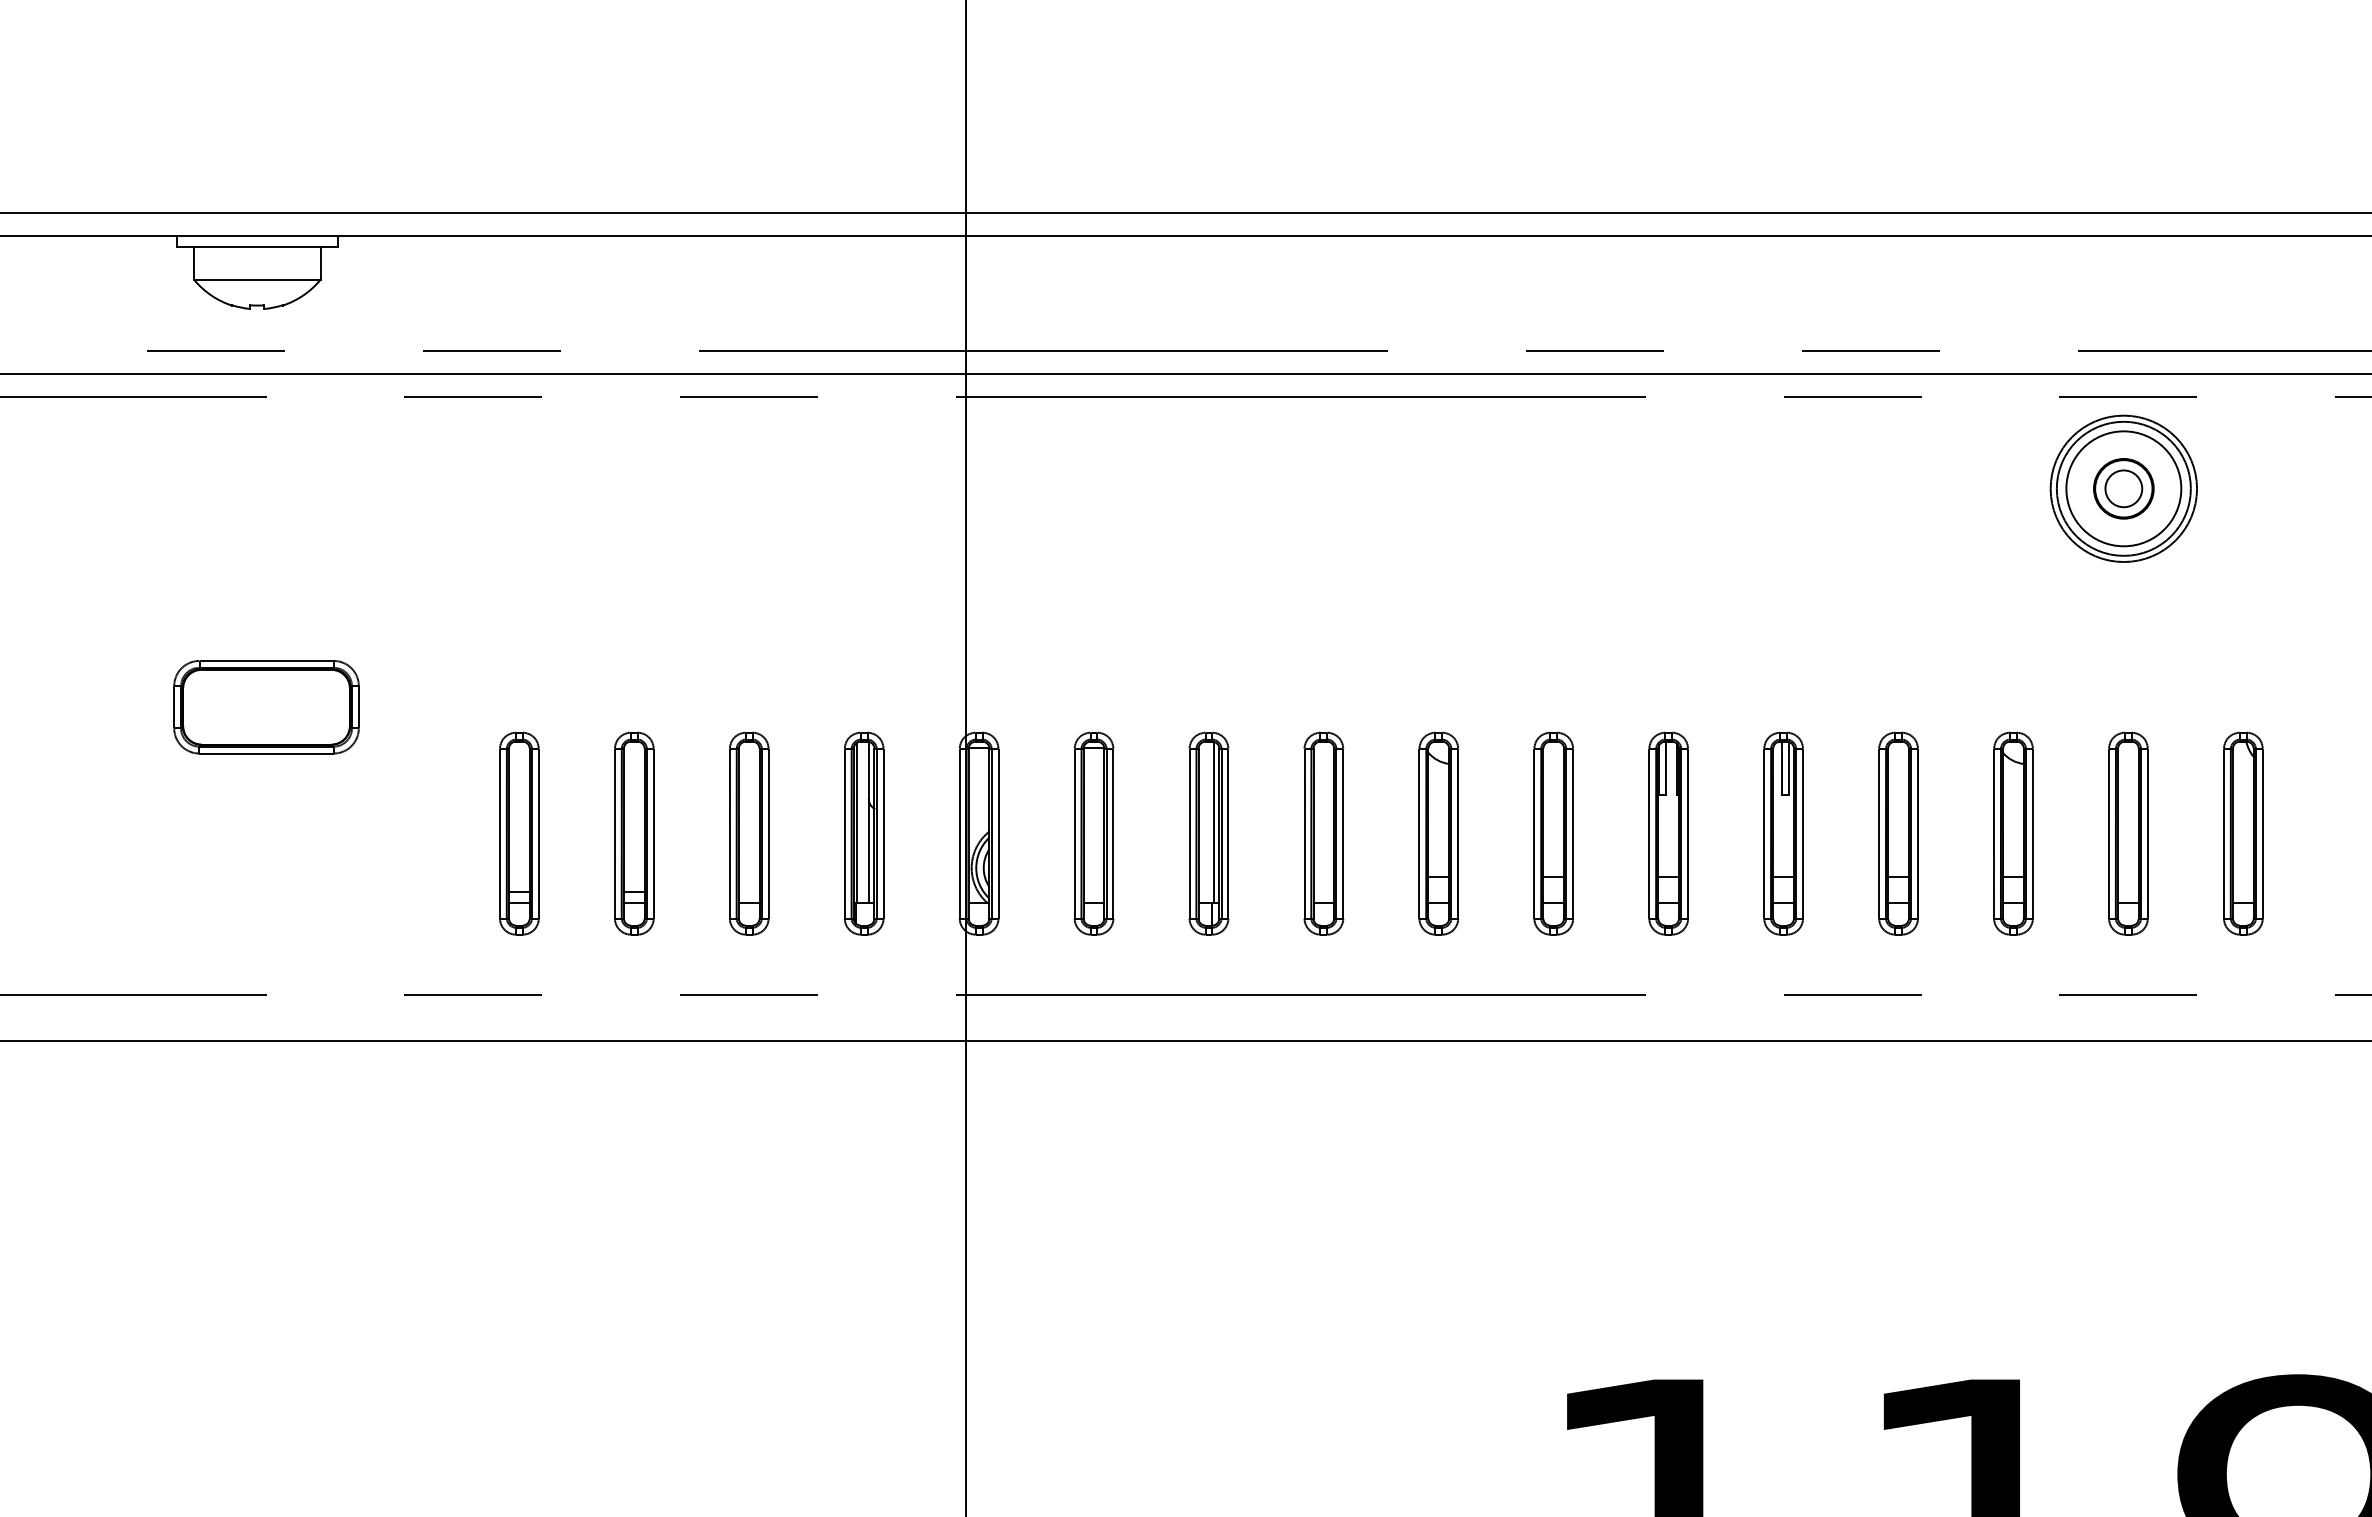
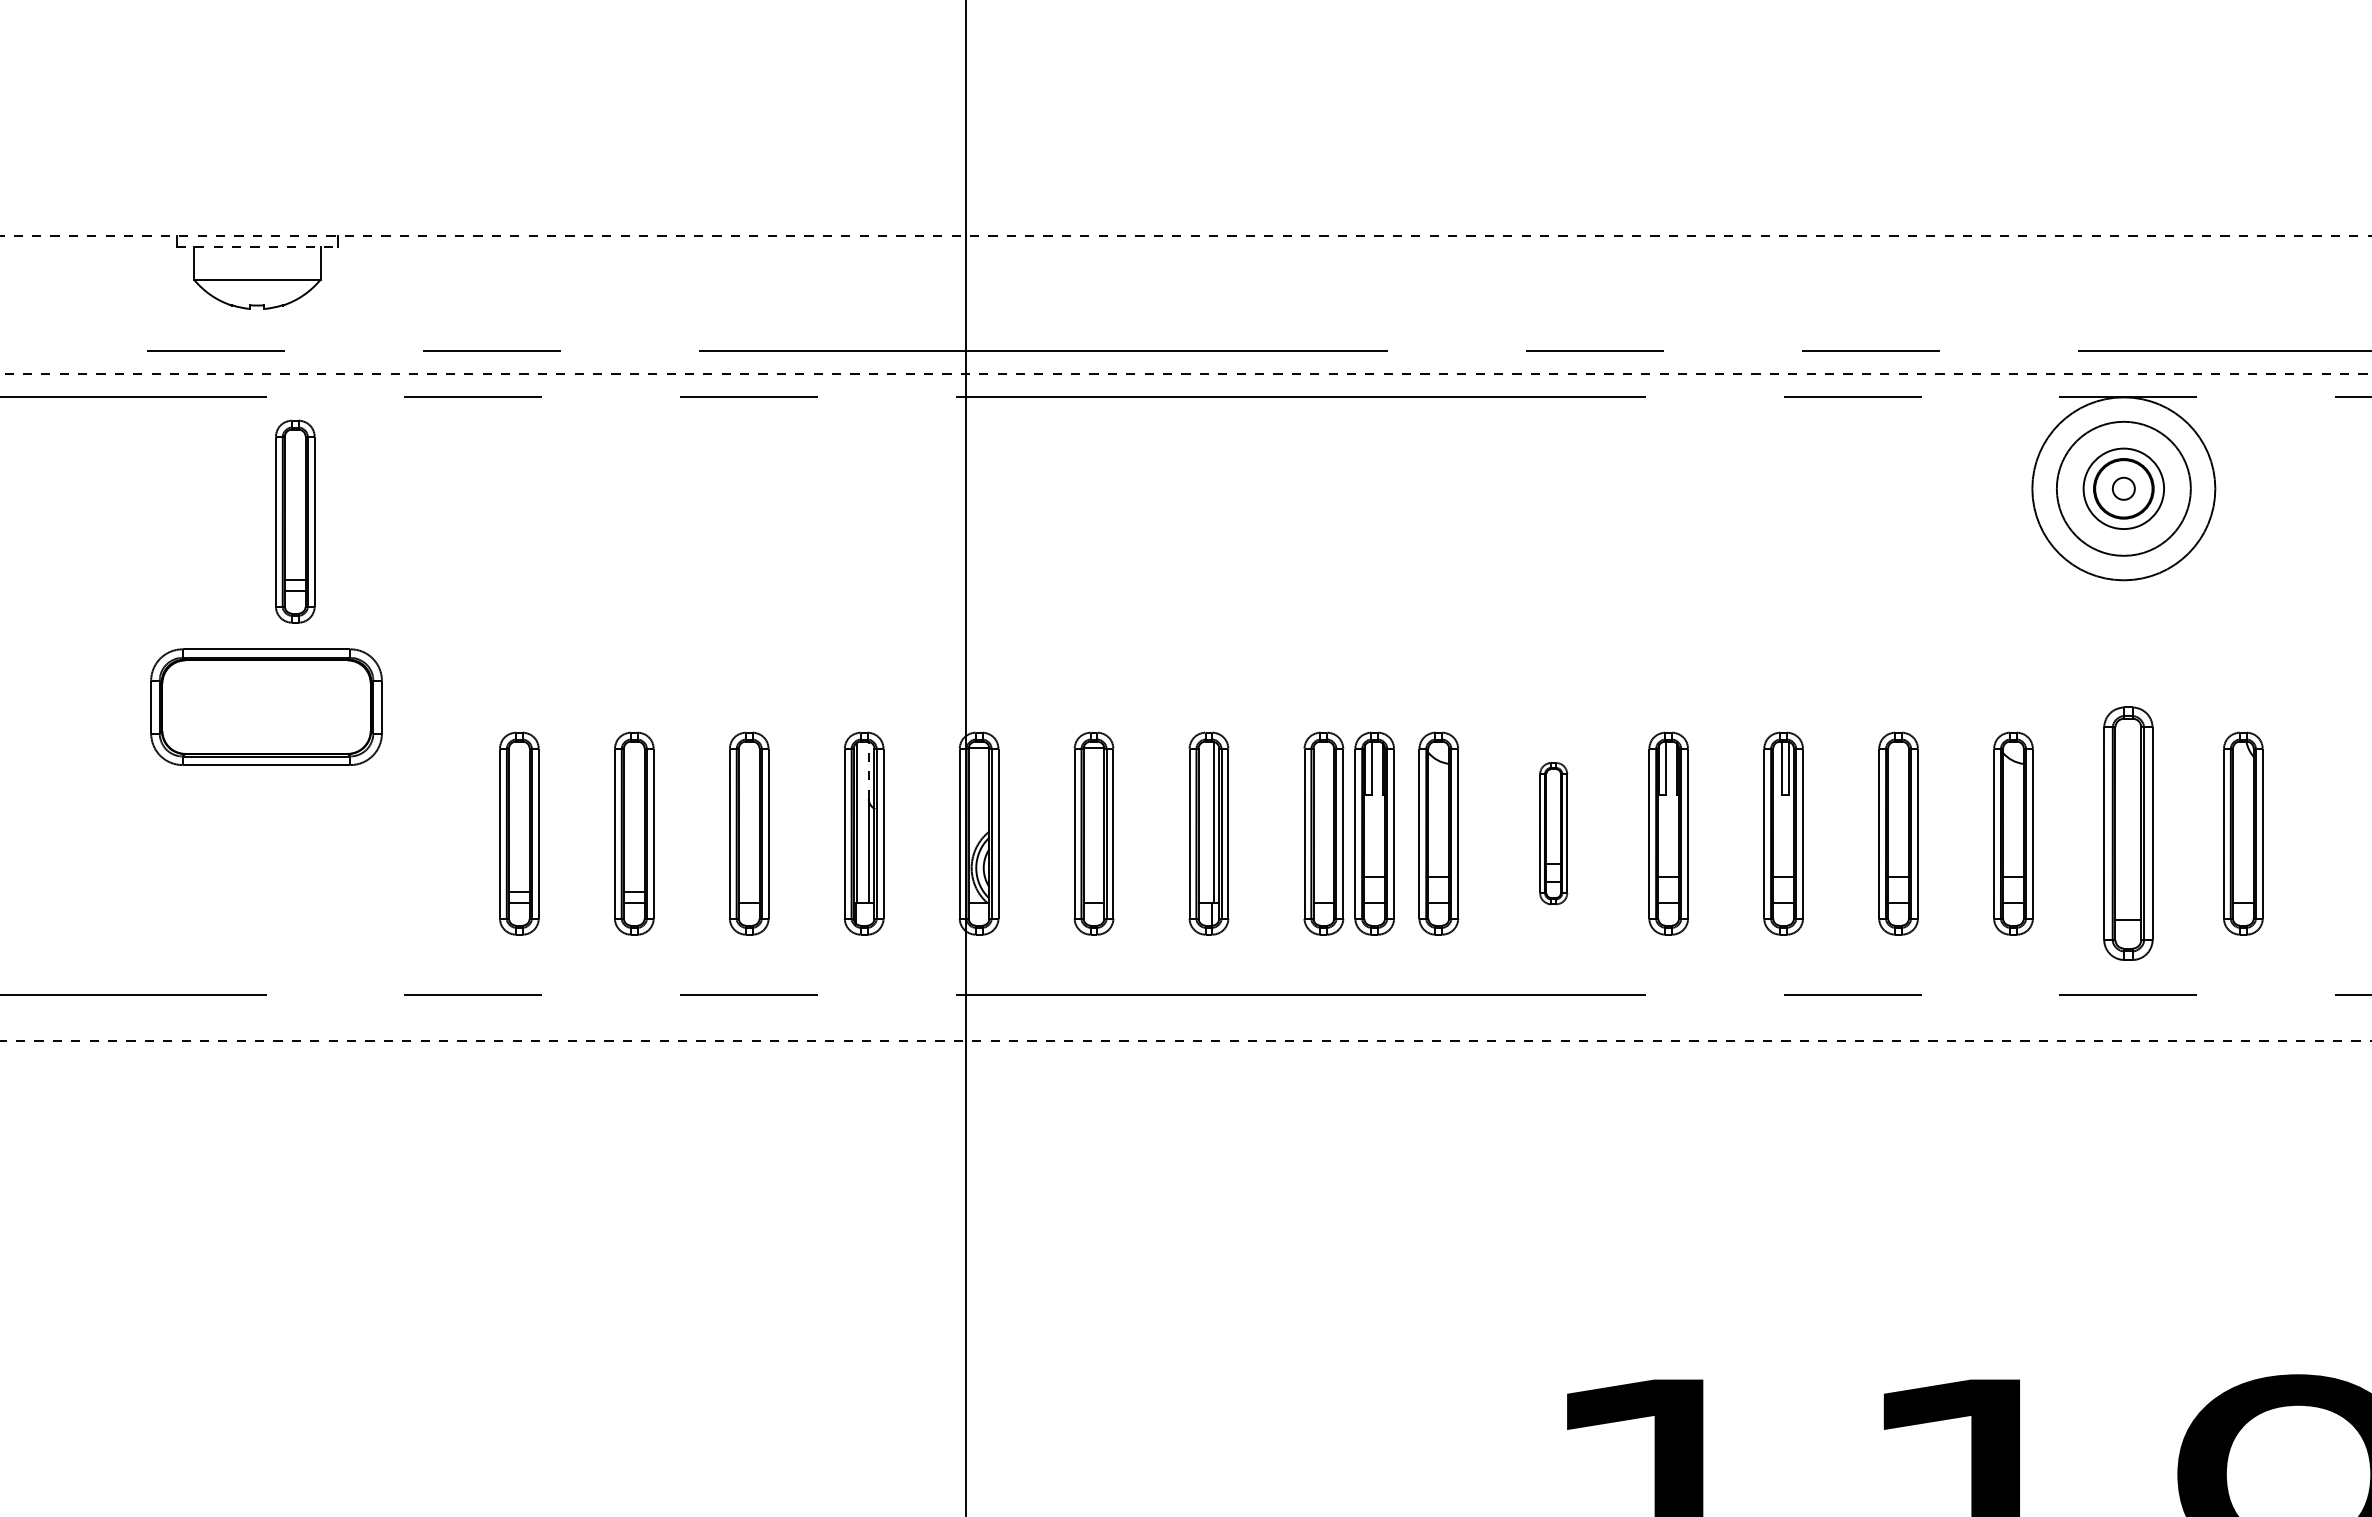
line: present -> none (1185, 213)
line: solid -> dashed (1185, 235)
line: solid -> dashed (257, 247)
line: solid -> dashed (1186, 373)
circle diameter: 115 px -> 80 px (2123, 488)
circle diameter: 146 px -> 183 px (2123, 488)
circle diameter: 37 px -> 22 px (2123, 488)
part: none -> present (295, 521)
part size: 187x95 px -> 233x118 px (266, 706)
line: solid -> dashed (868, 770)
part: none -> present (1374, 833)
part size: 41x205 px -> 30x144 px (1553, 833)
part size: 41x205 px -> 51x255 px (2128, 833)
line: solid -> dashed (1185, 1040)
